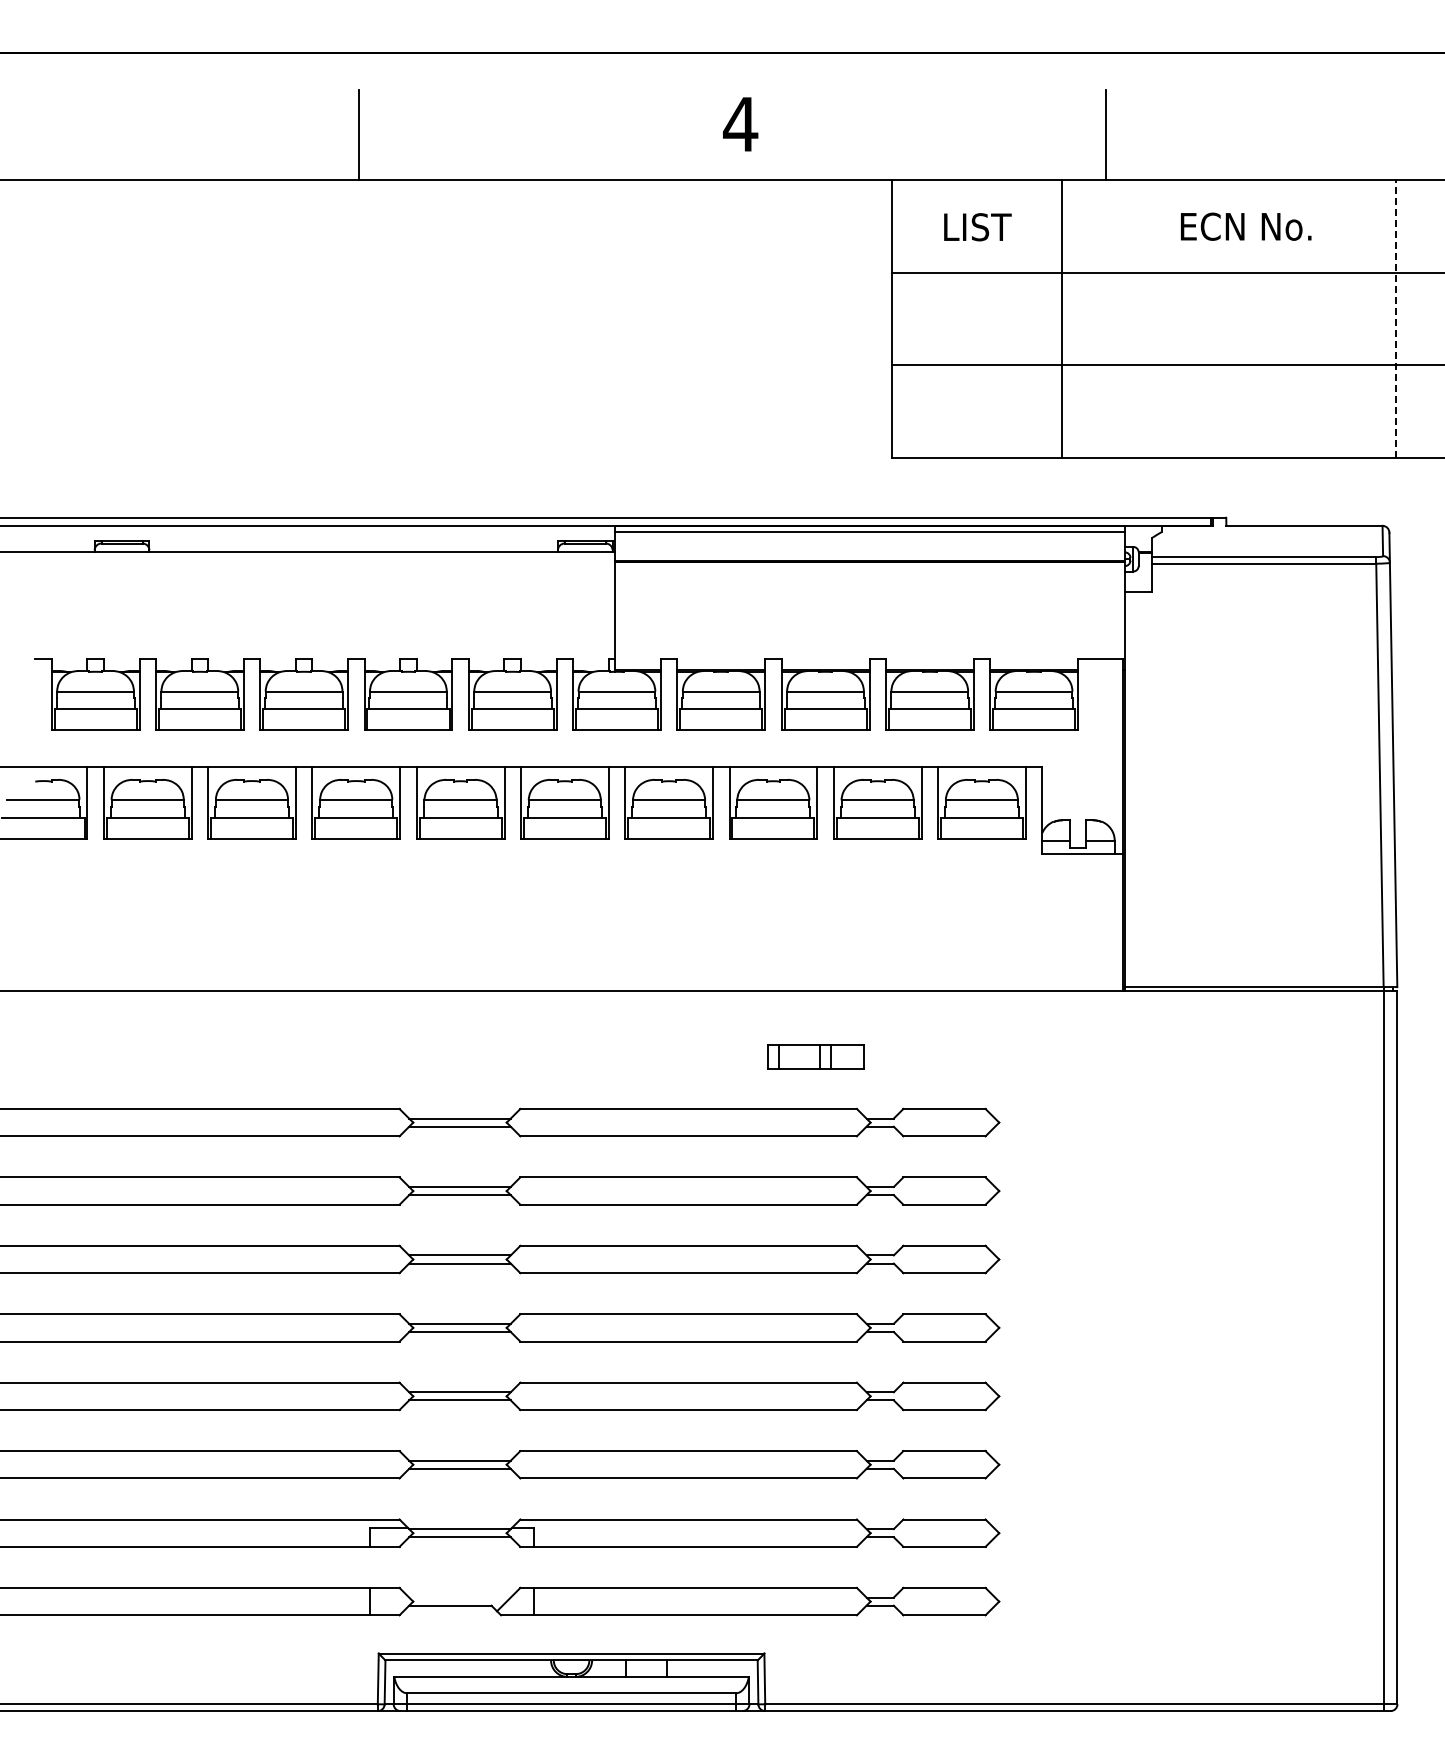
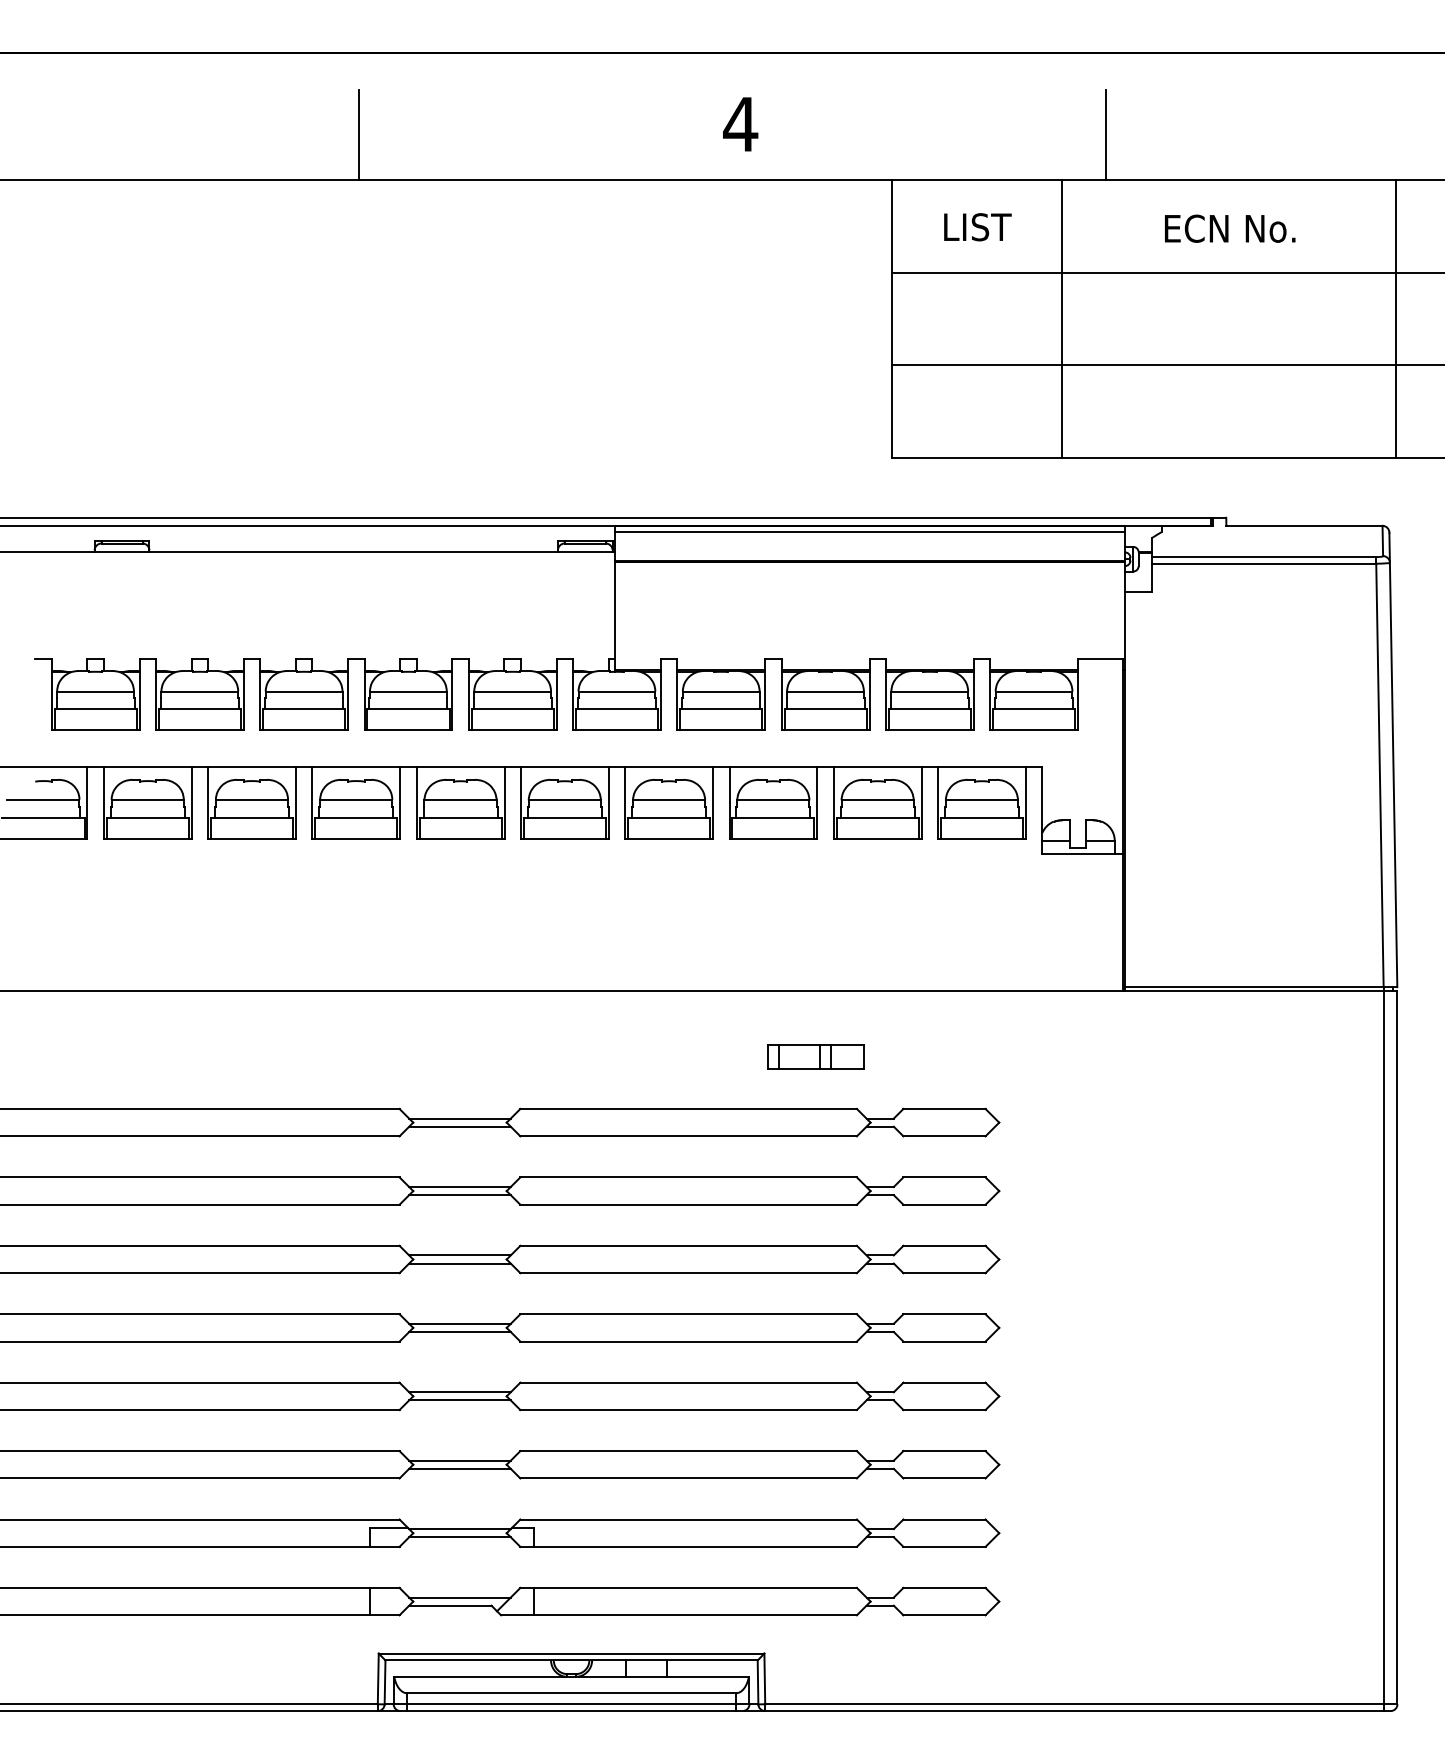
text position: (1246, 226) -> (1230, 228) (1230, 228)
line: dashed -> solid (1396, 318)
line: none -> present (459, 1597)
